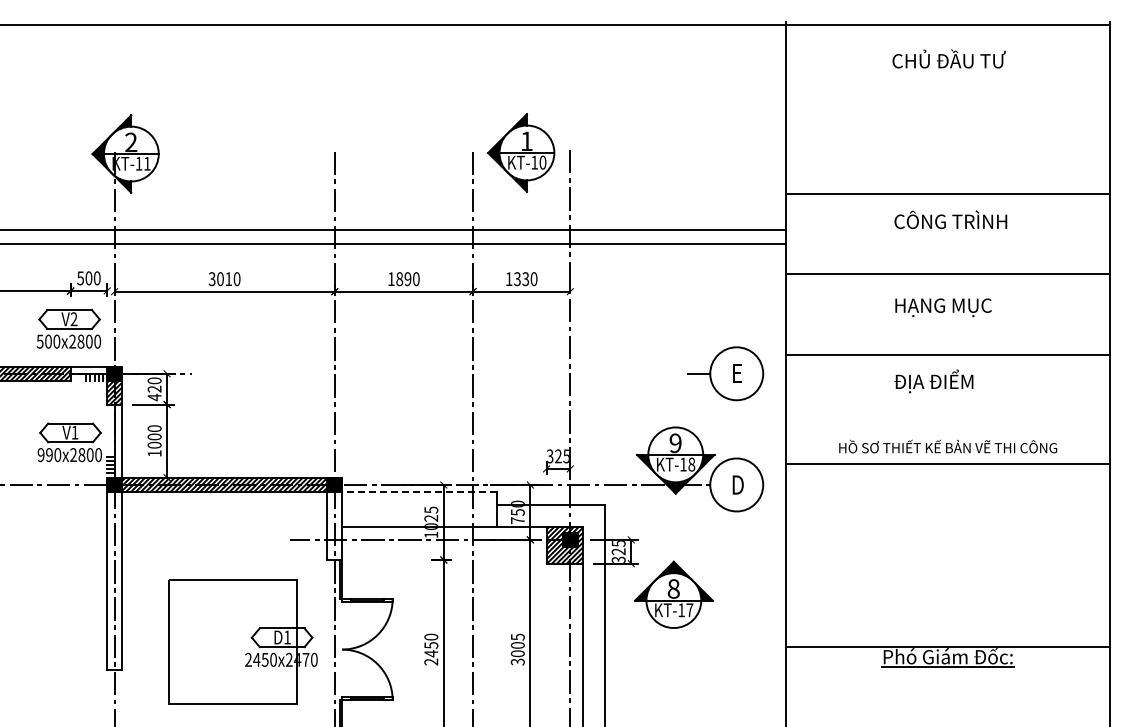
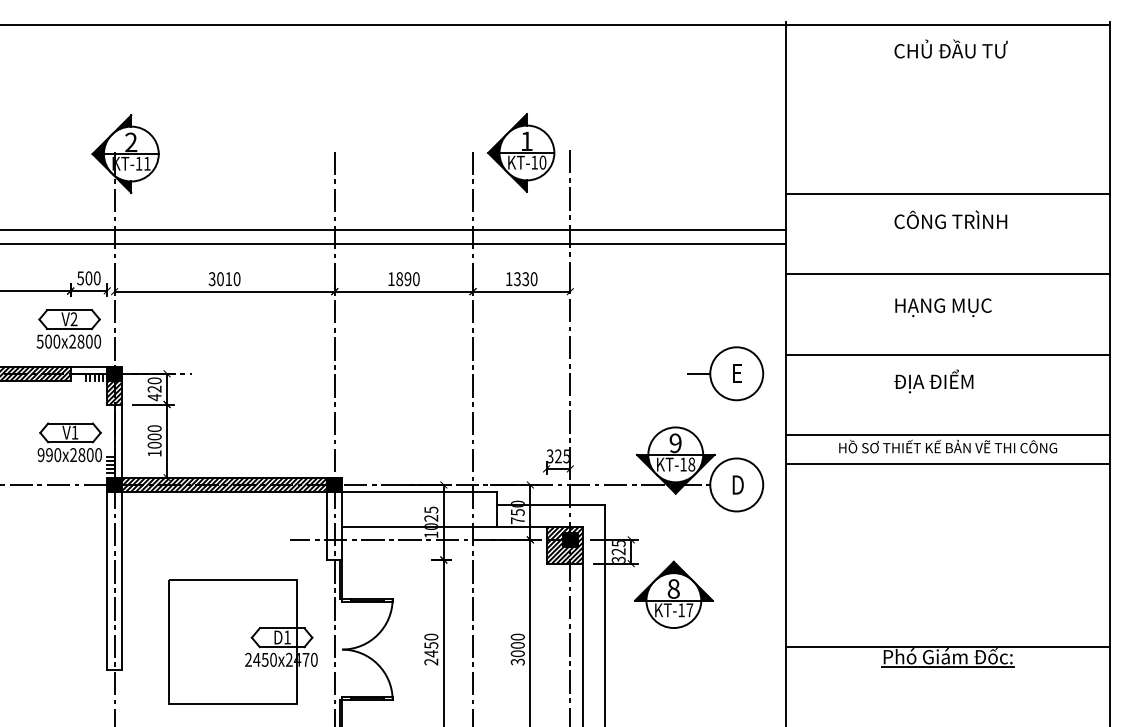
text position: (948, 58) -> (950, 48) (950, 48)
line: none -> present (947, 435)
line: dashed -> solid (419, 492)
text: 3005 -> 3000 (517, 636)
